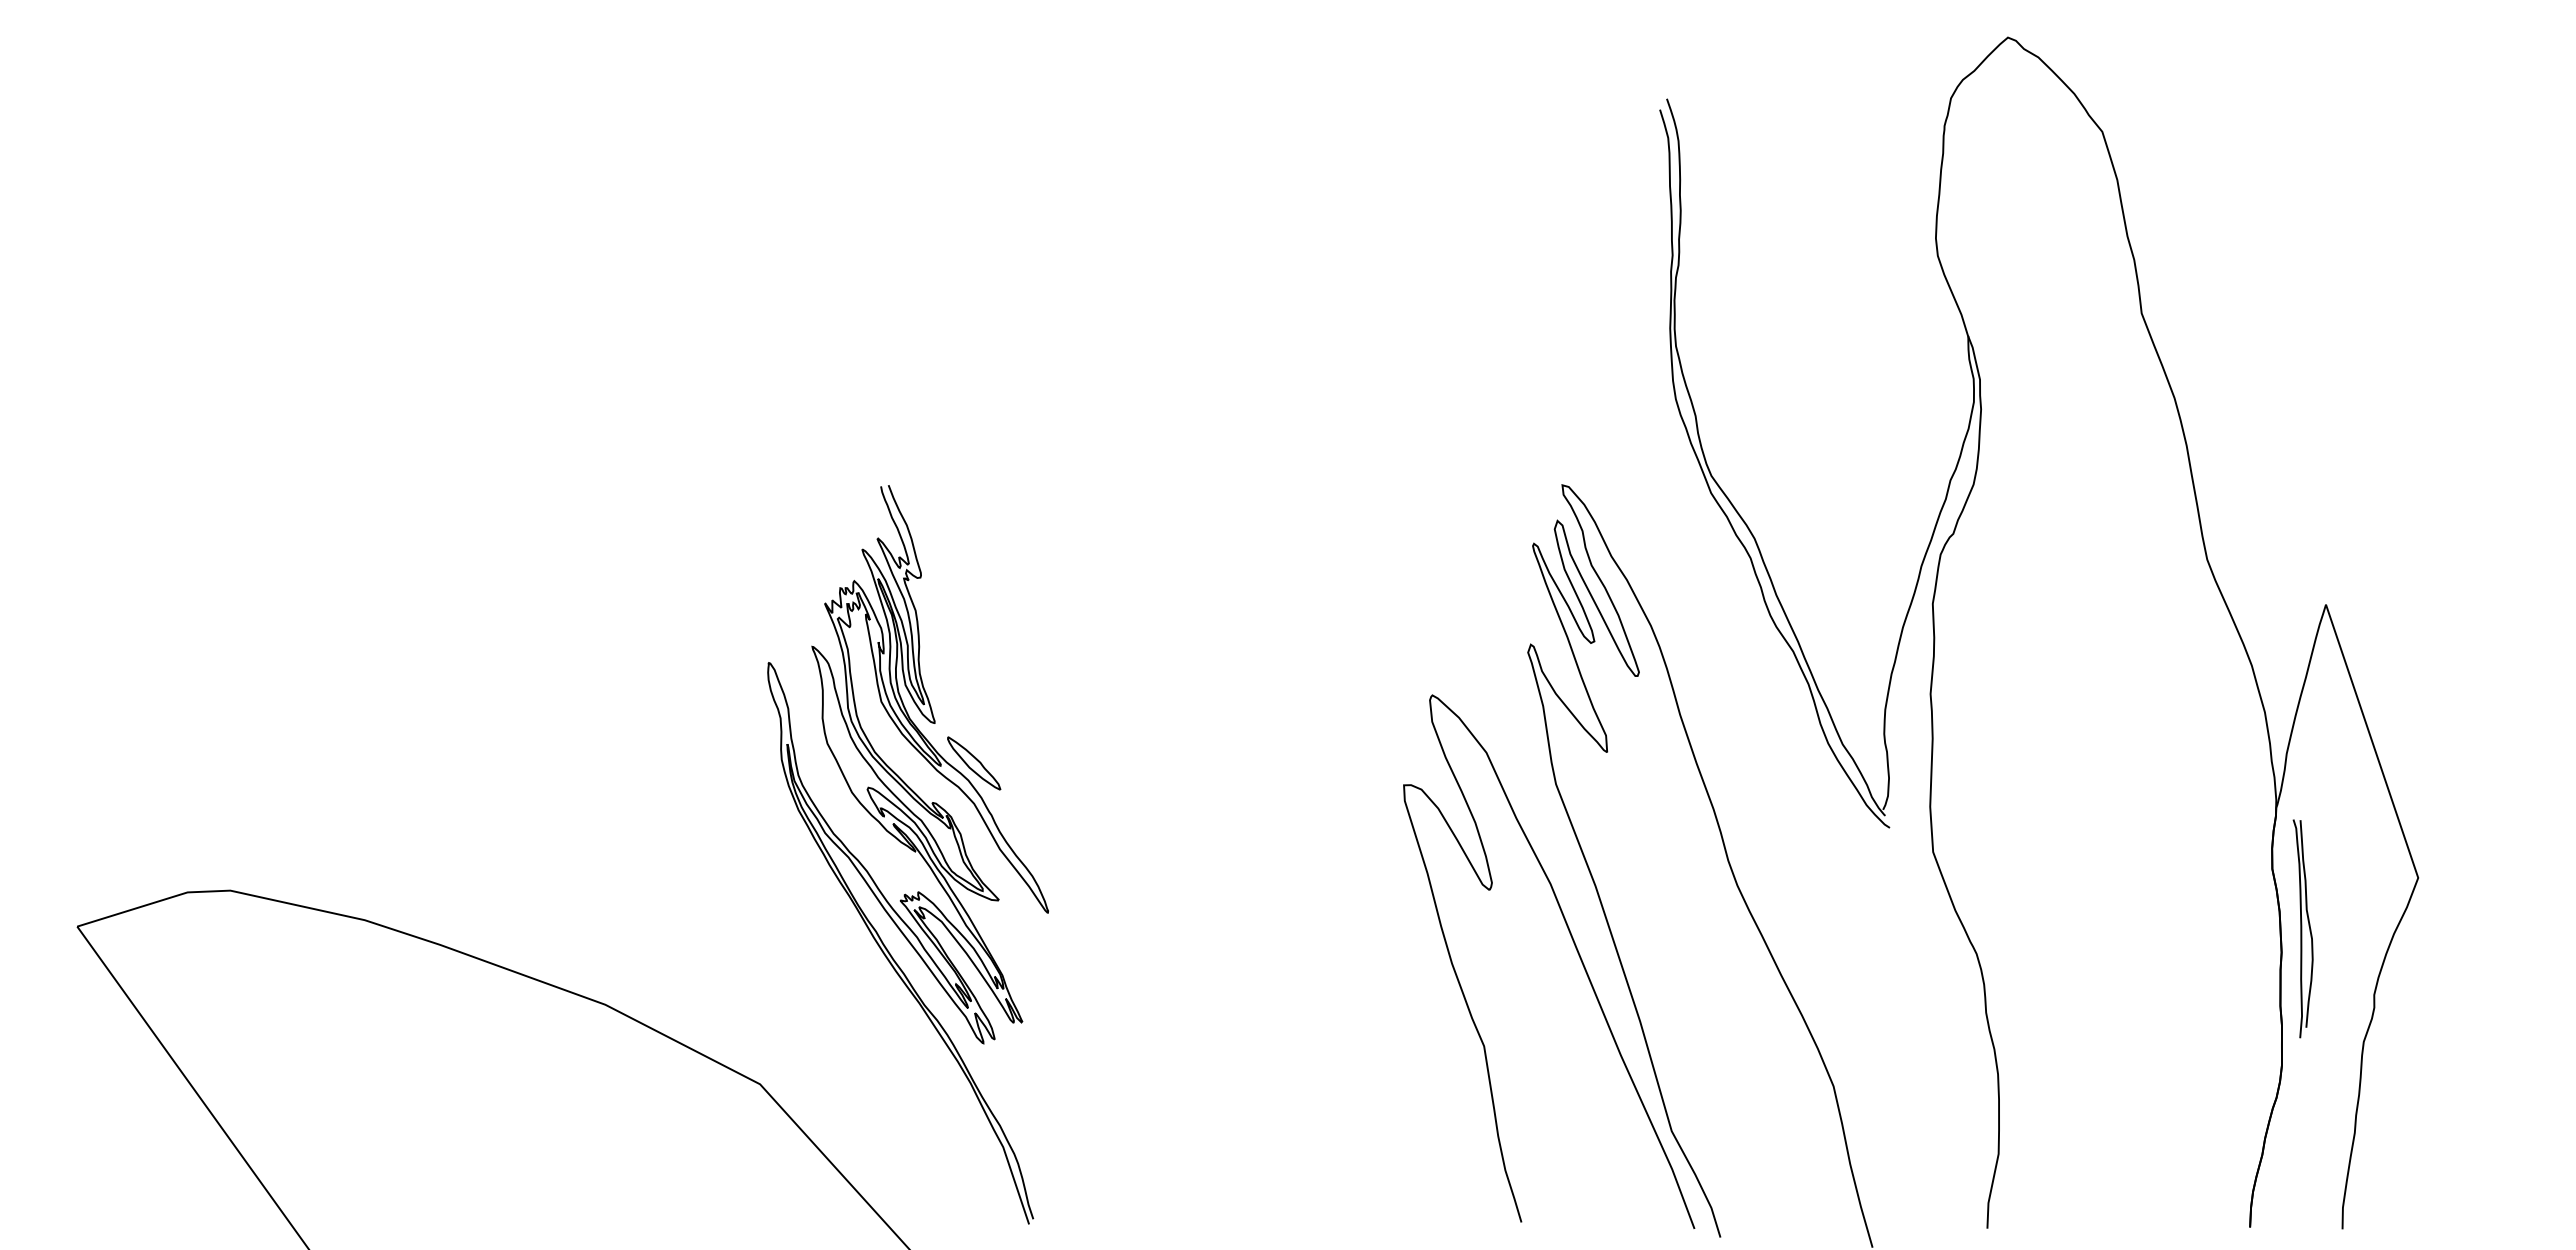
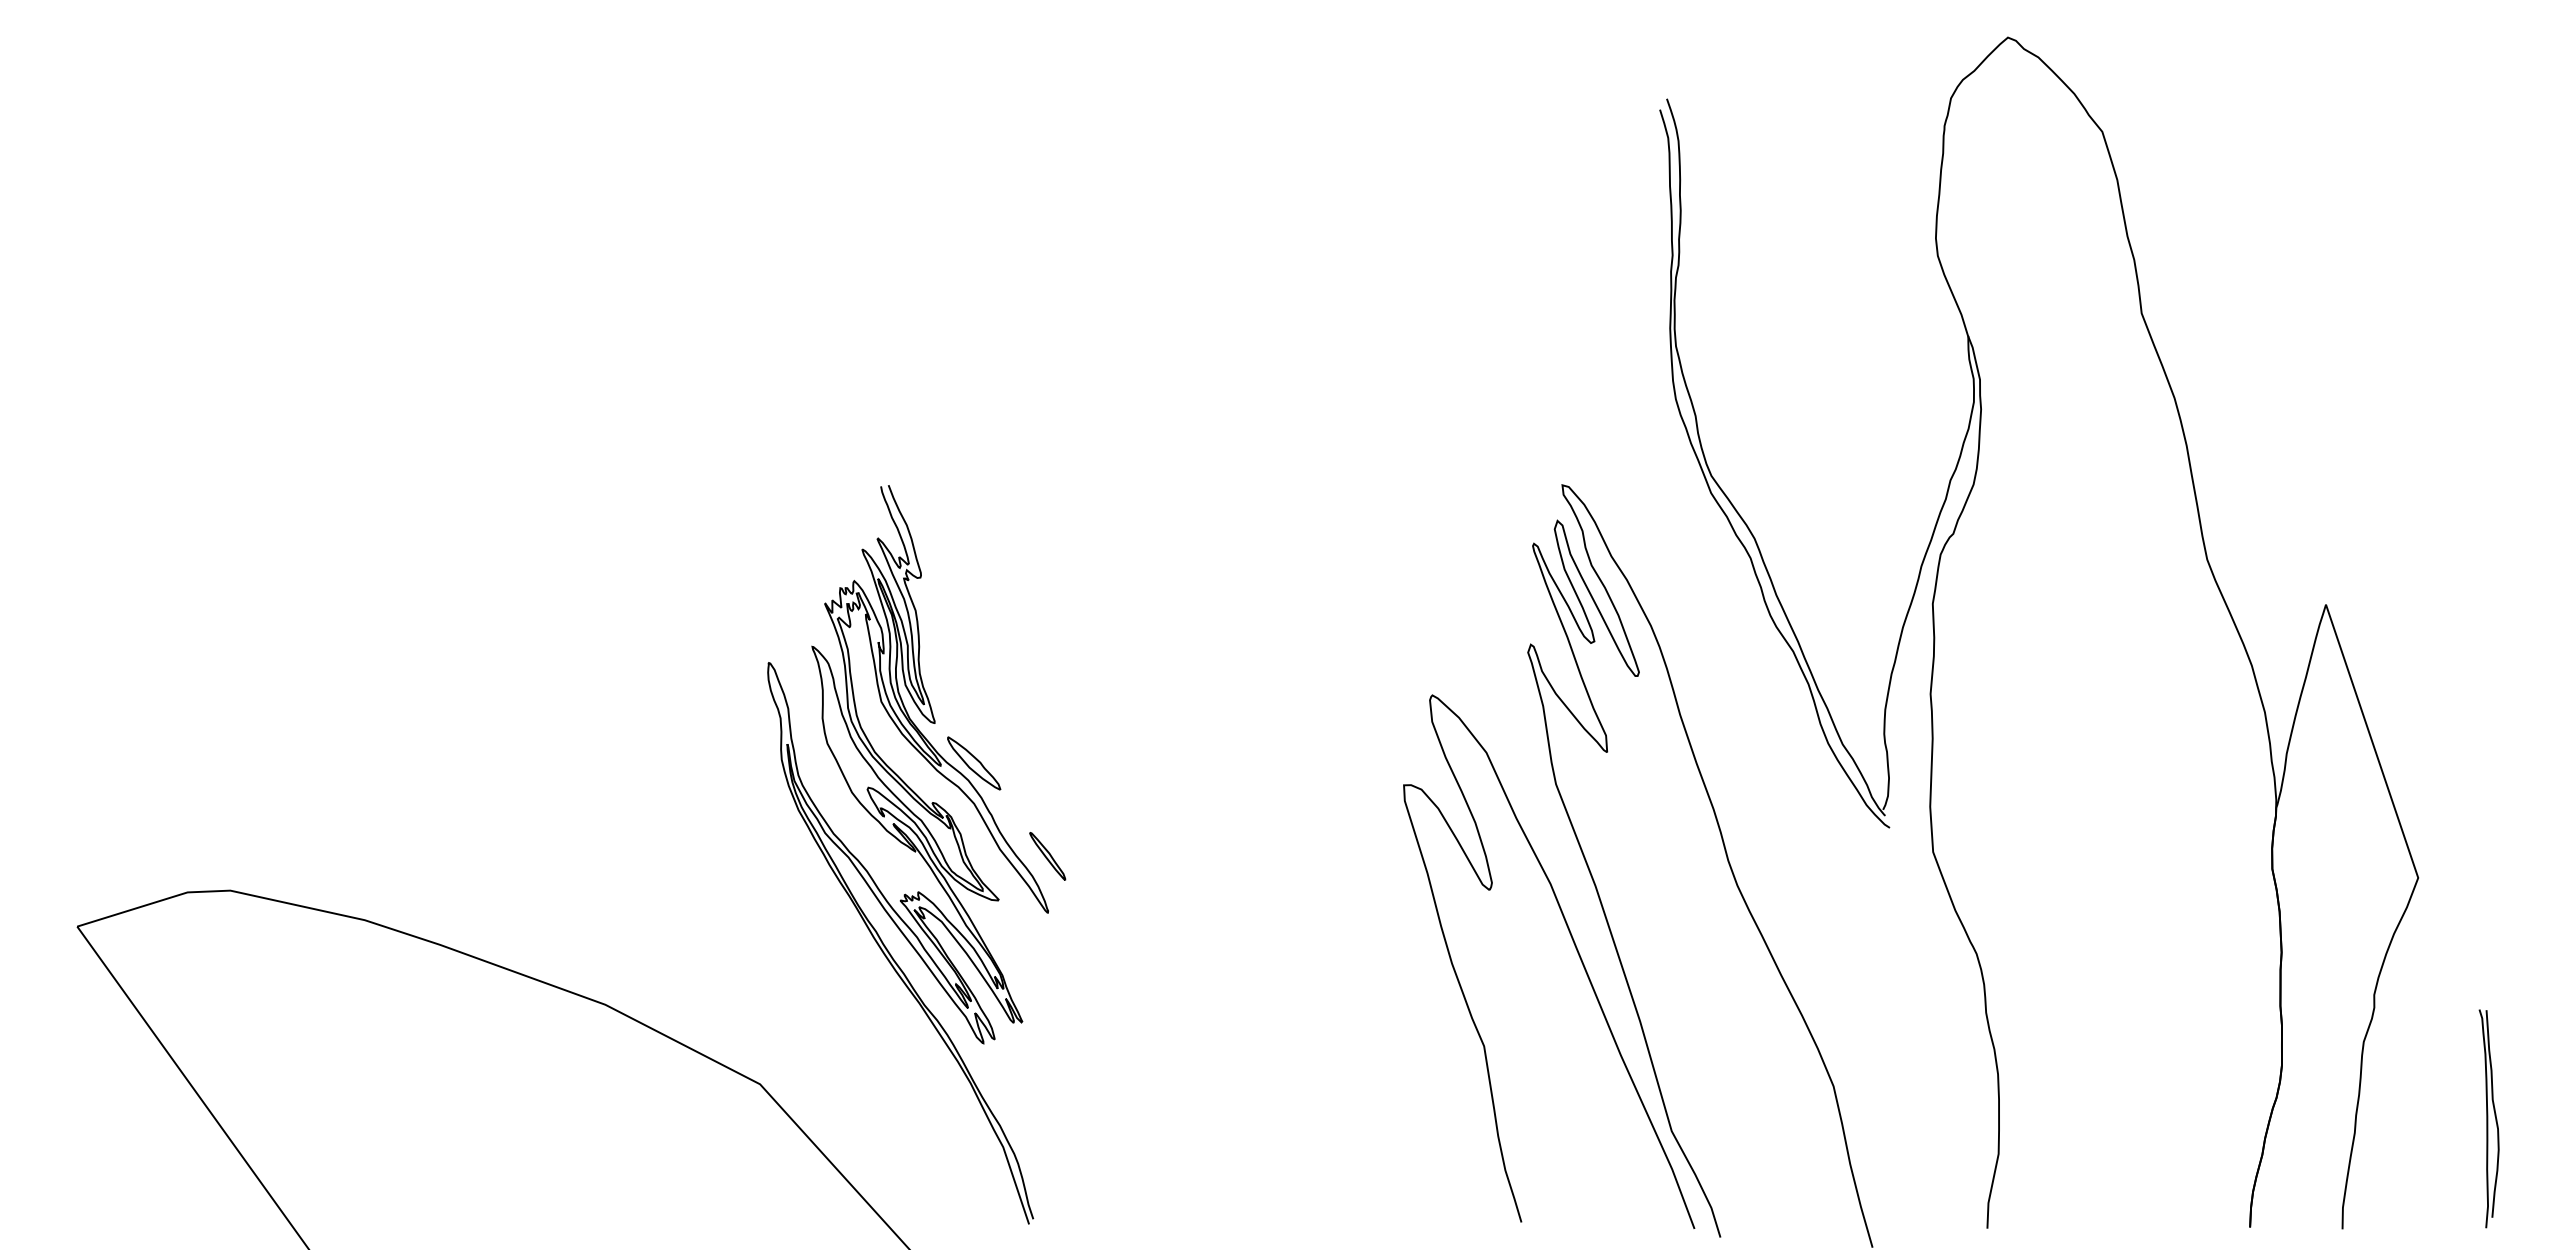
part: none -> present (1047, 856)
part position: (2302, 928) -> (2488, 1118) (2488, 1118)
